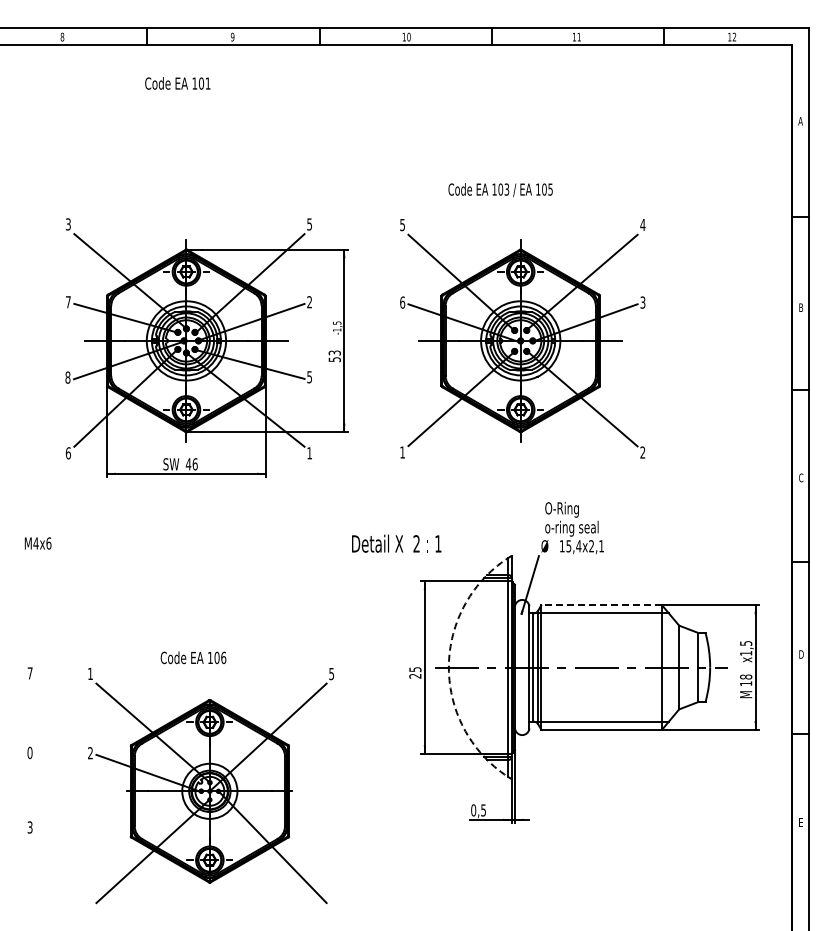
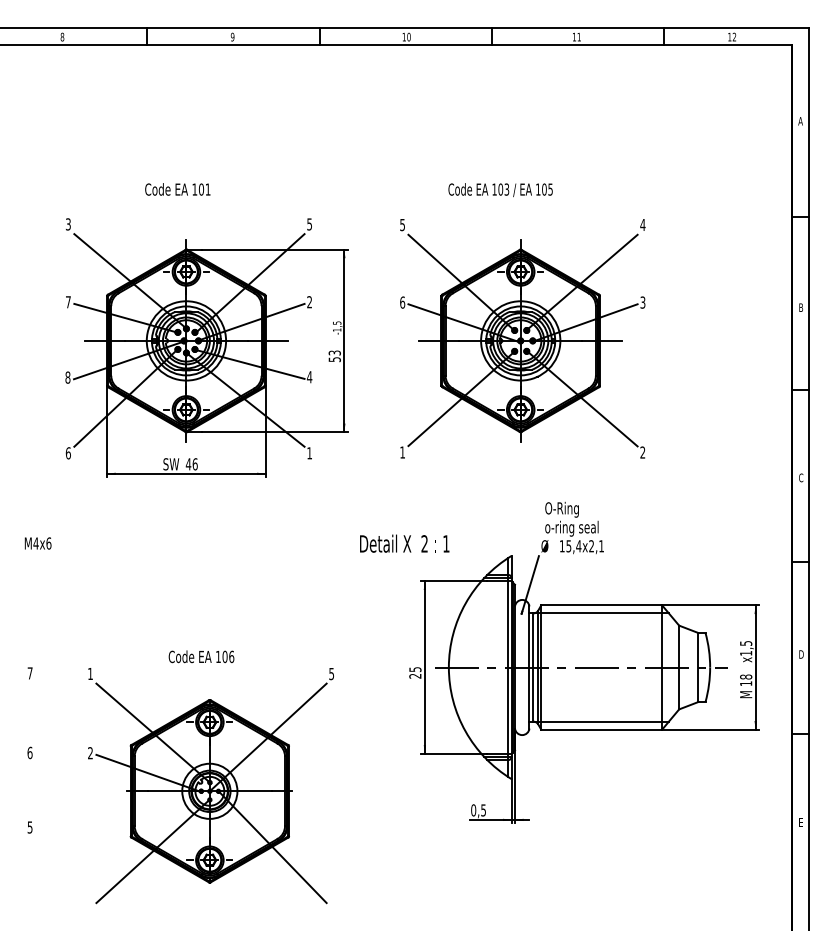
text position: (177, 83) -> (177, 189) (177, 189)
text: 5 -> 4 (309, 377)
text position: (396, 543) -> (404, 543) (404, 543)
line: dashed -> solid (601, 605)
text position: (193, 657) -> (201, 656) (201, 656)
arc: dashed -> solid (448, 667)
text: 0 -> 6 (29, 752)
text: 3 -> 5 (29, 826)
